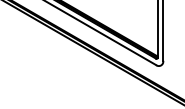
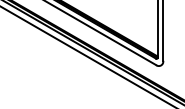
line: none -> present (87, 56)
